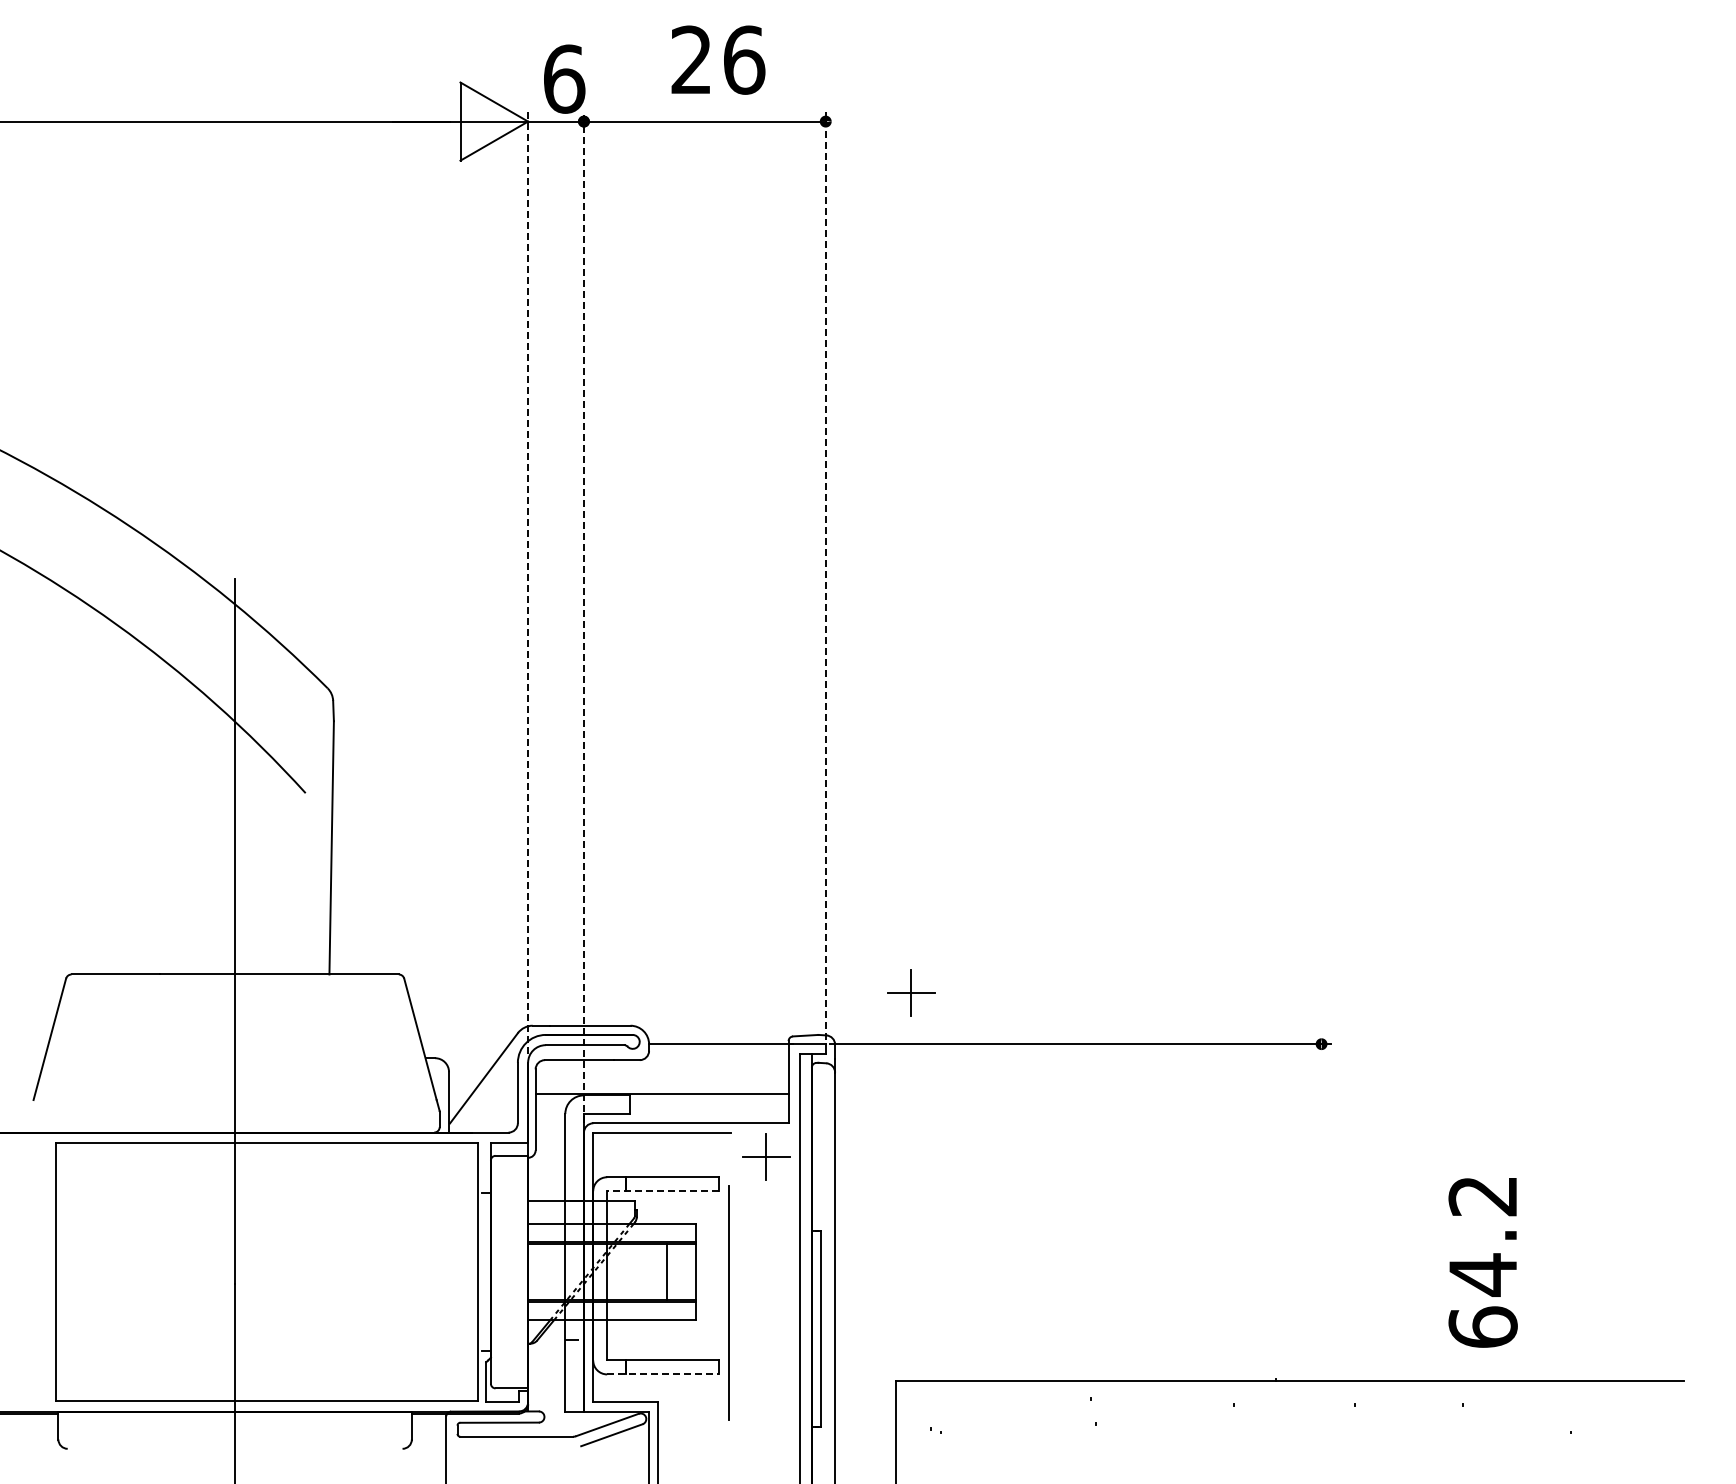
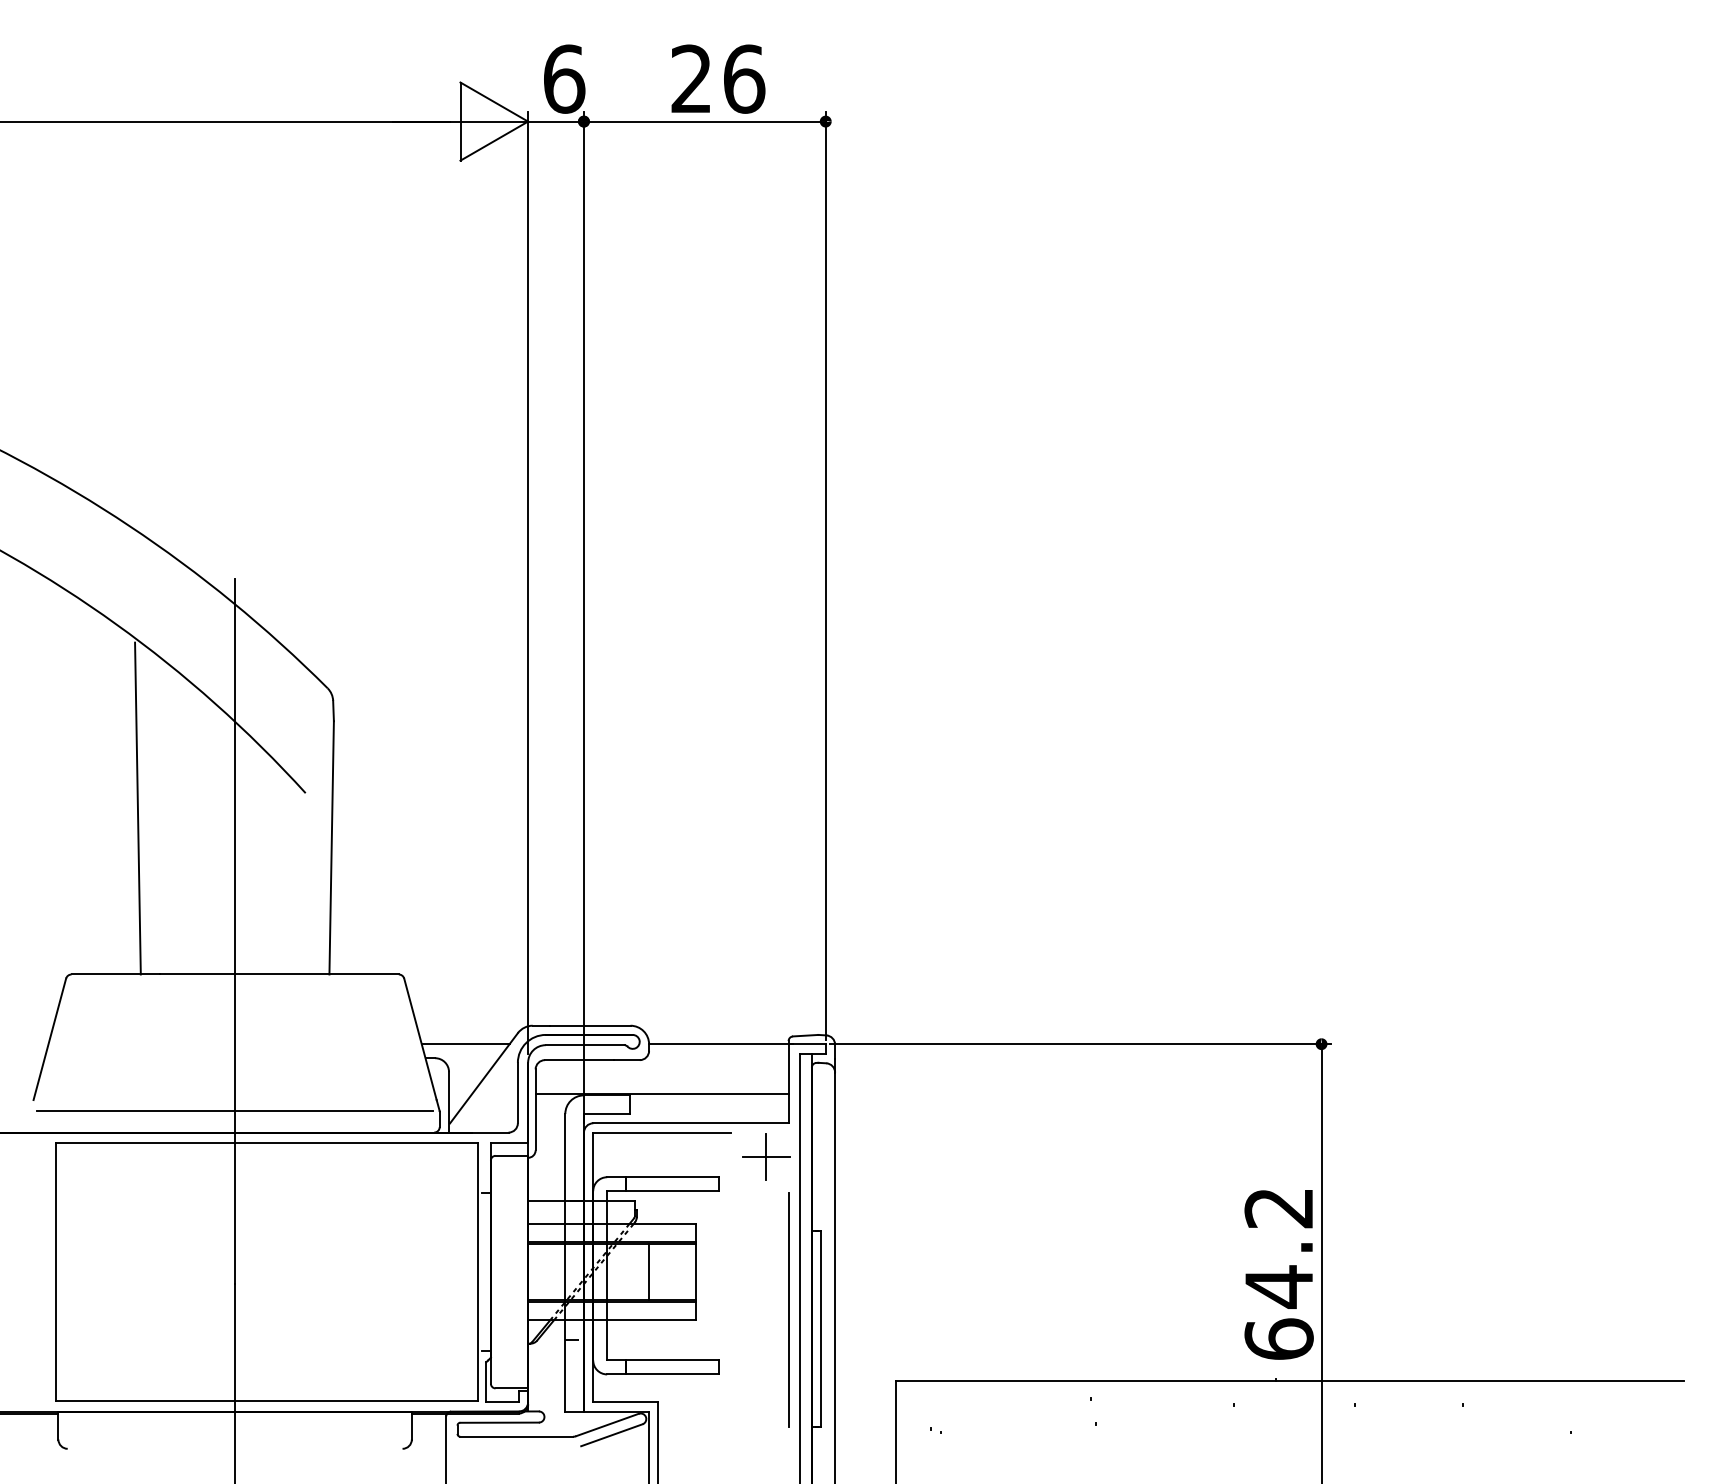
text position: (718, 59) -> (718, 78) (718, 78)
line: dashed -> solid (825, 575)
line: dashed -> solid (528, 582)
line: dashed -> solid (583, 617)
line: none -> present (137, 808)
part: present -> none (911, 992)
line: none -> present (465, 1044)
line: none -> present (235, 1111)
line: dashed -> solid (662, 1191)
line: none -> present (1321, 1262)
text position: (1482, 1262) -> (1278, 1274) (1278, 1274)
line position: (667, 1272) -> (649, 1272) (649, 1272)
line position: (728, 1302) -> (788, 1309) (788, 1309)
line: dashed -> solid (662, 1374)
